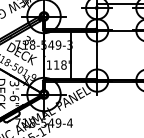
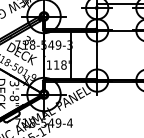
text: 3'-6" -> 3'-8" (14, 98)
